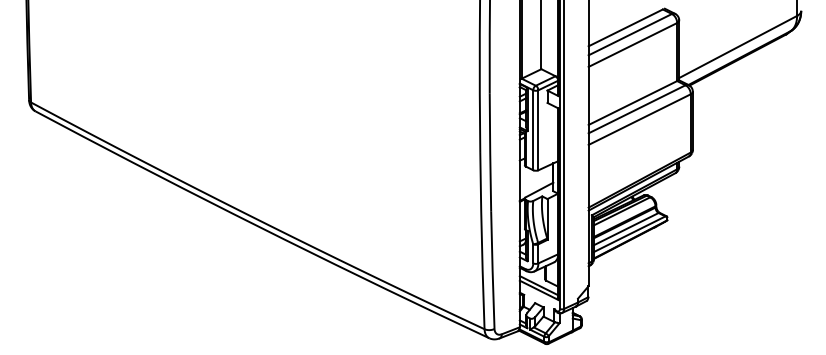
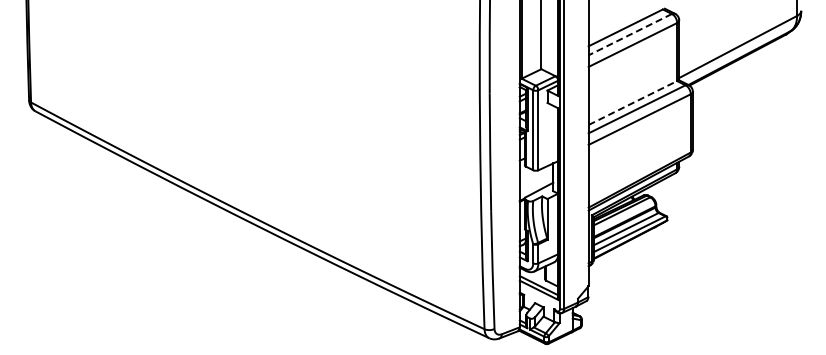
line: solid -> dashed (629, 34)
line: solid -> dashed (633, 102)
